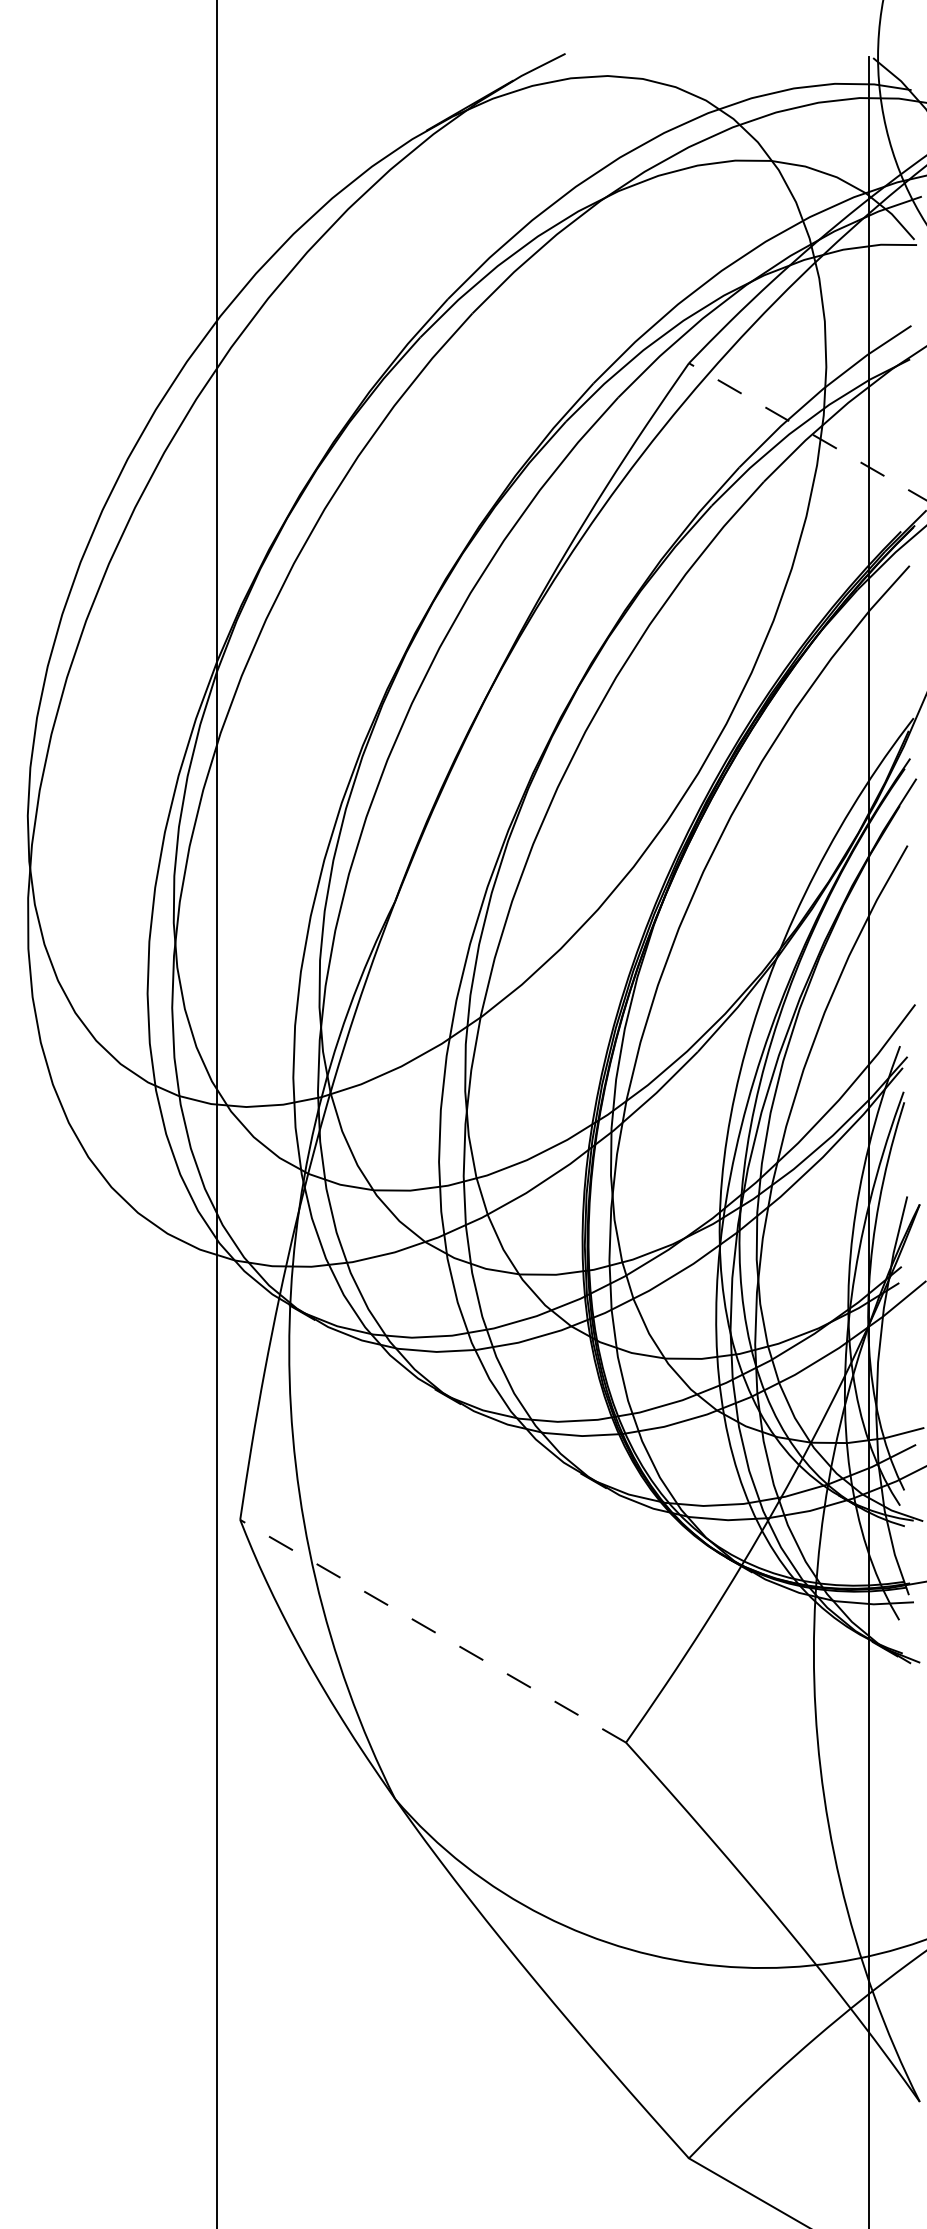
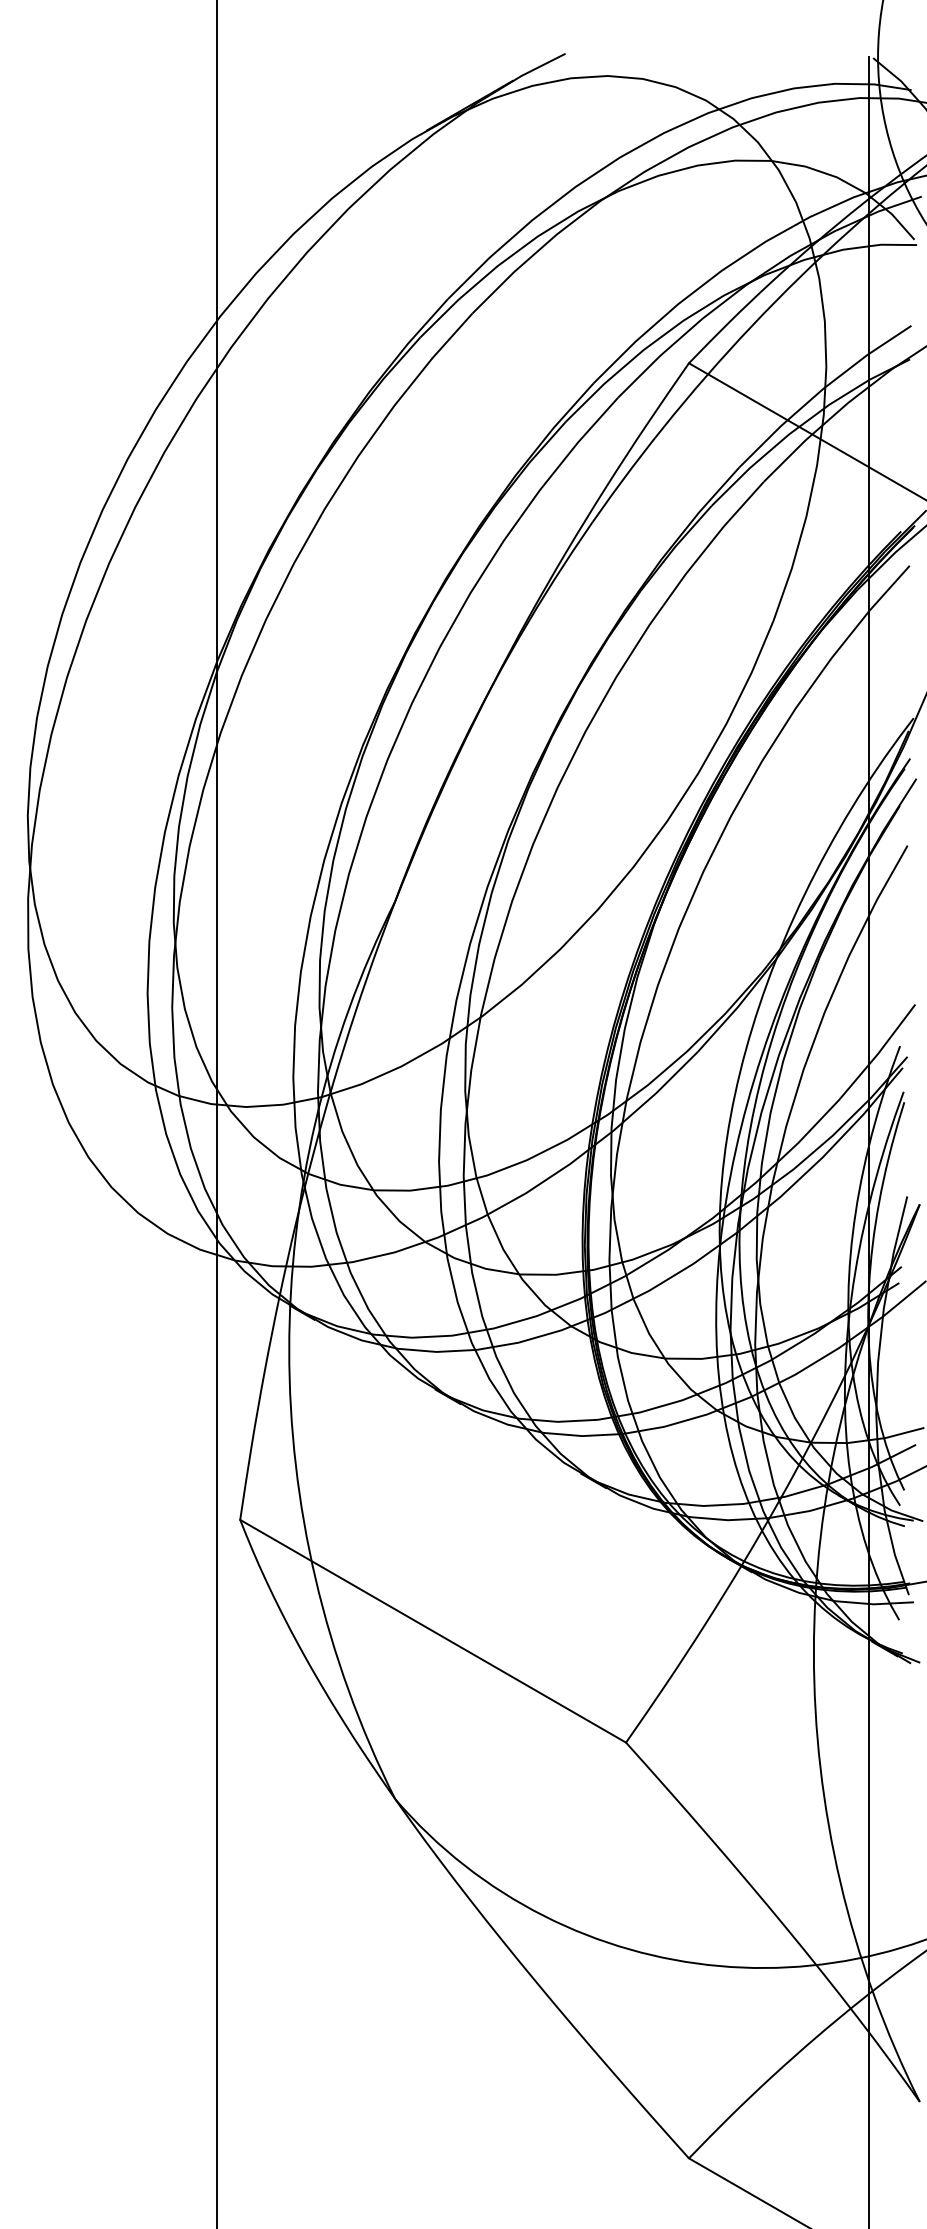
line: dashed -> solid (807, 431)
line: dashed -> solid (433, 1631)
